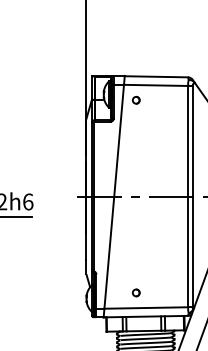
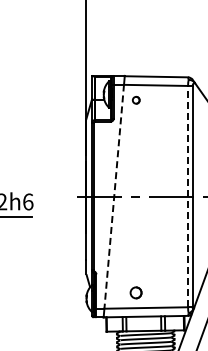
line: solid -> dashed (114, 196)
line: solid -> dashed (188, 196)
part size: 9x10 px -> 14x14 px (135, 292)
